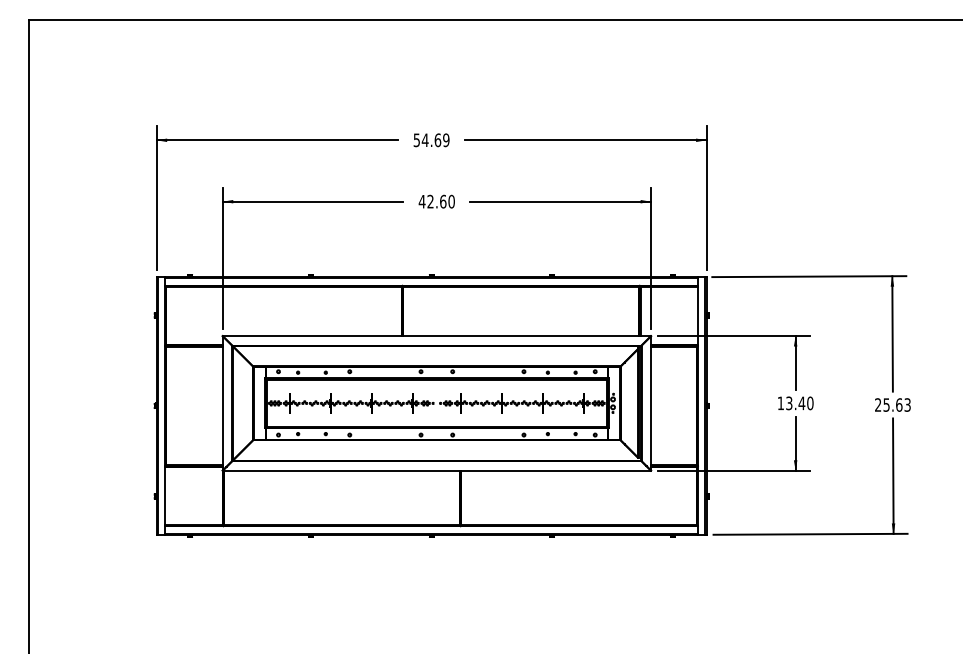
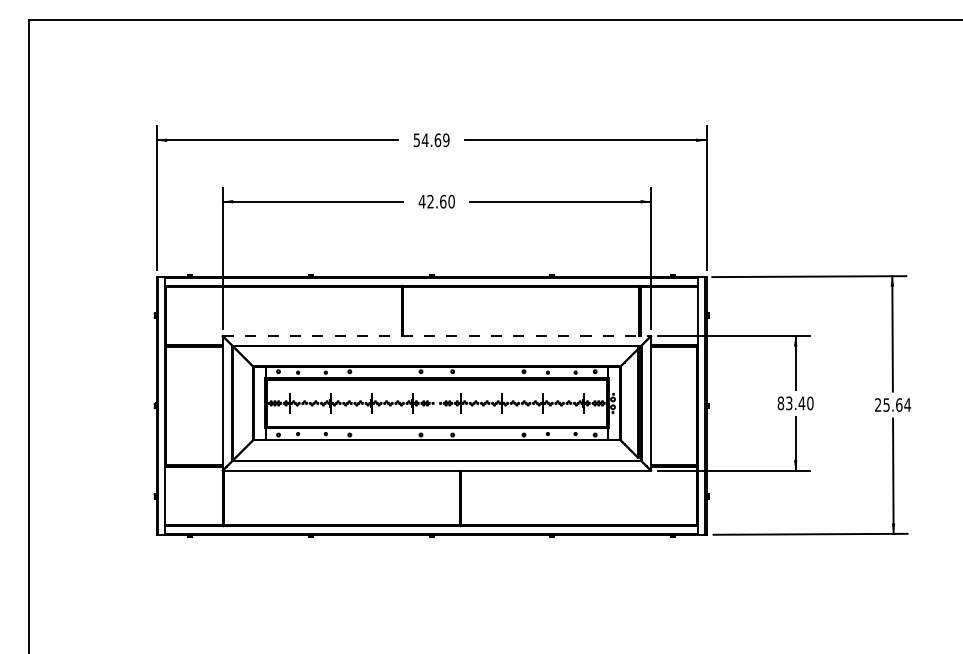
line: solid -> dashed (437, 336)
text: 13.40 -> 83.40 (780, 403)
text: 25.63 -> 25.64 (907, 404)
